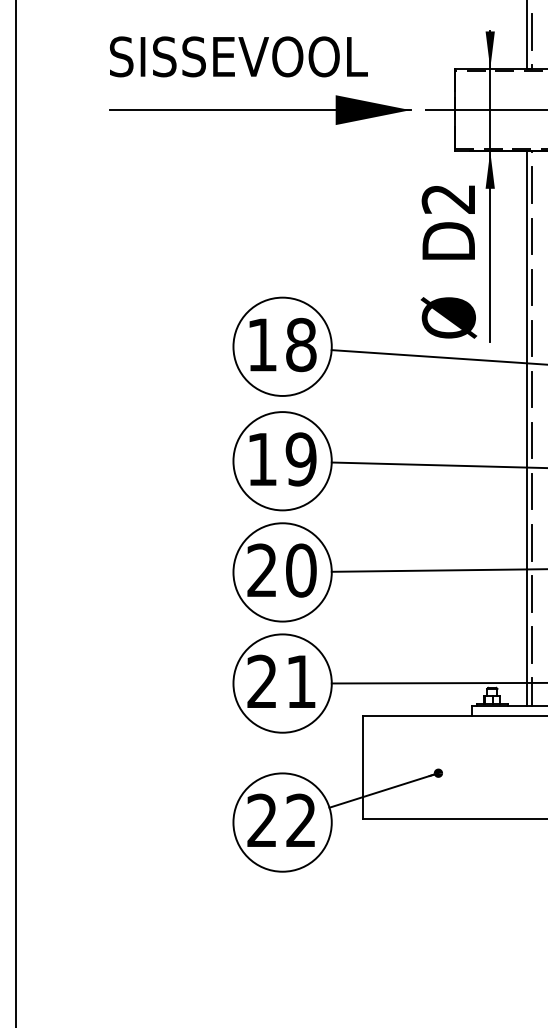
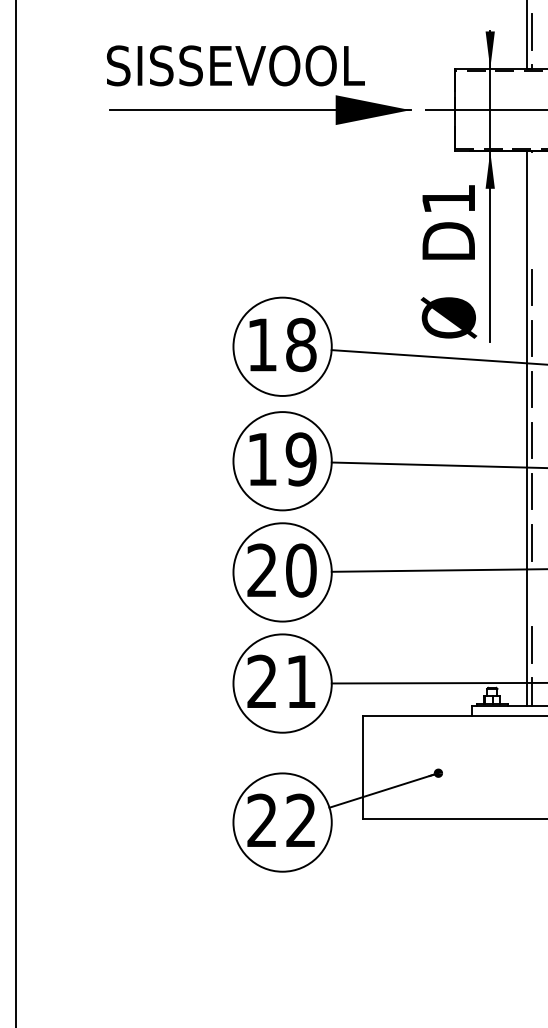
text position: (238, 56) -> (235, 65) (235, 65)
line: present -> none (531, 185)
text: D2 -> D1 (447, 199)
line: present -> none (531, 236)
line: present -> none (531, 593)
